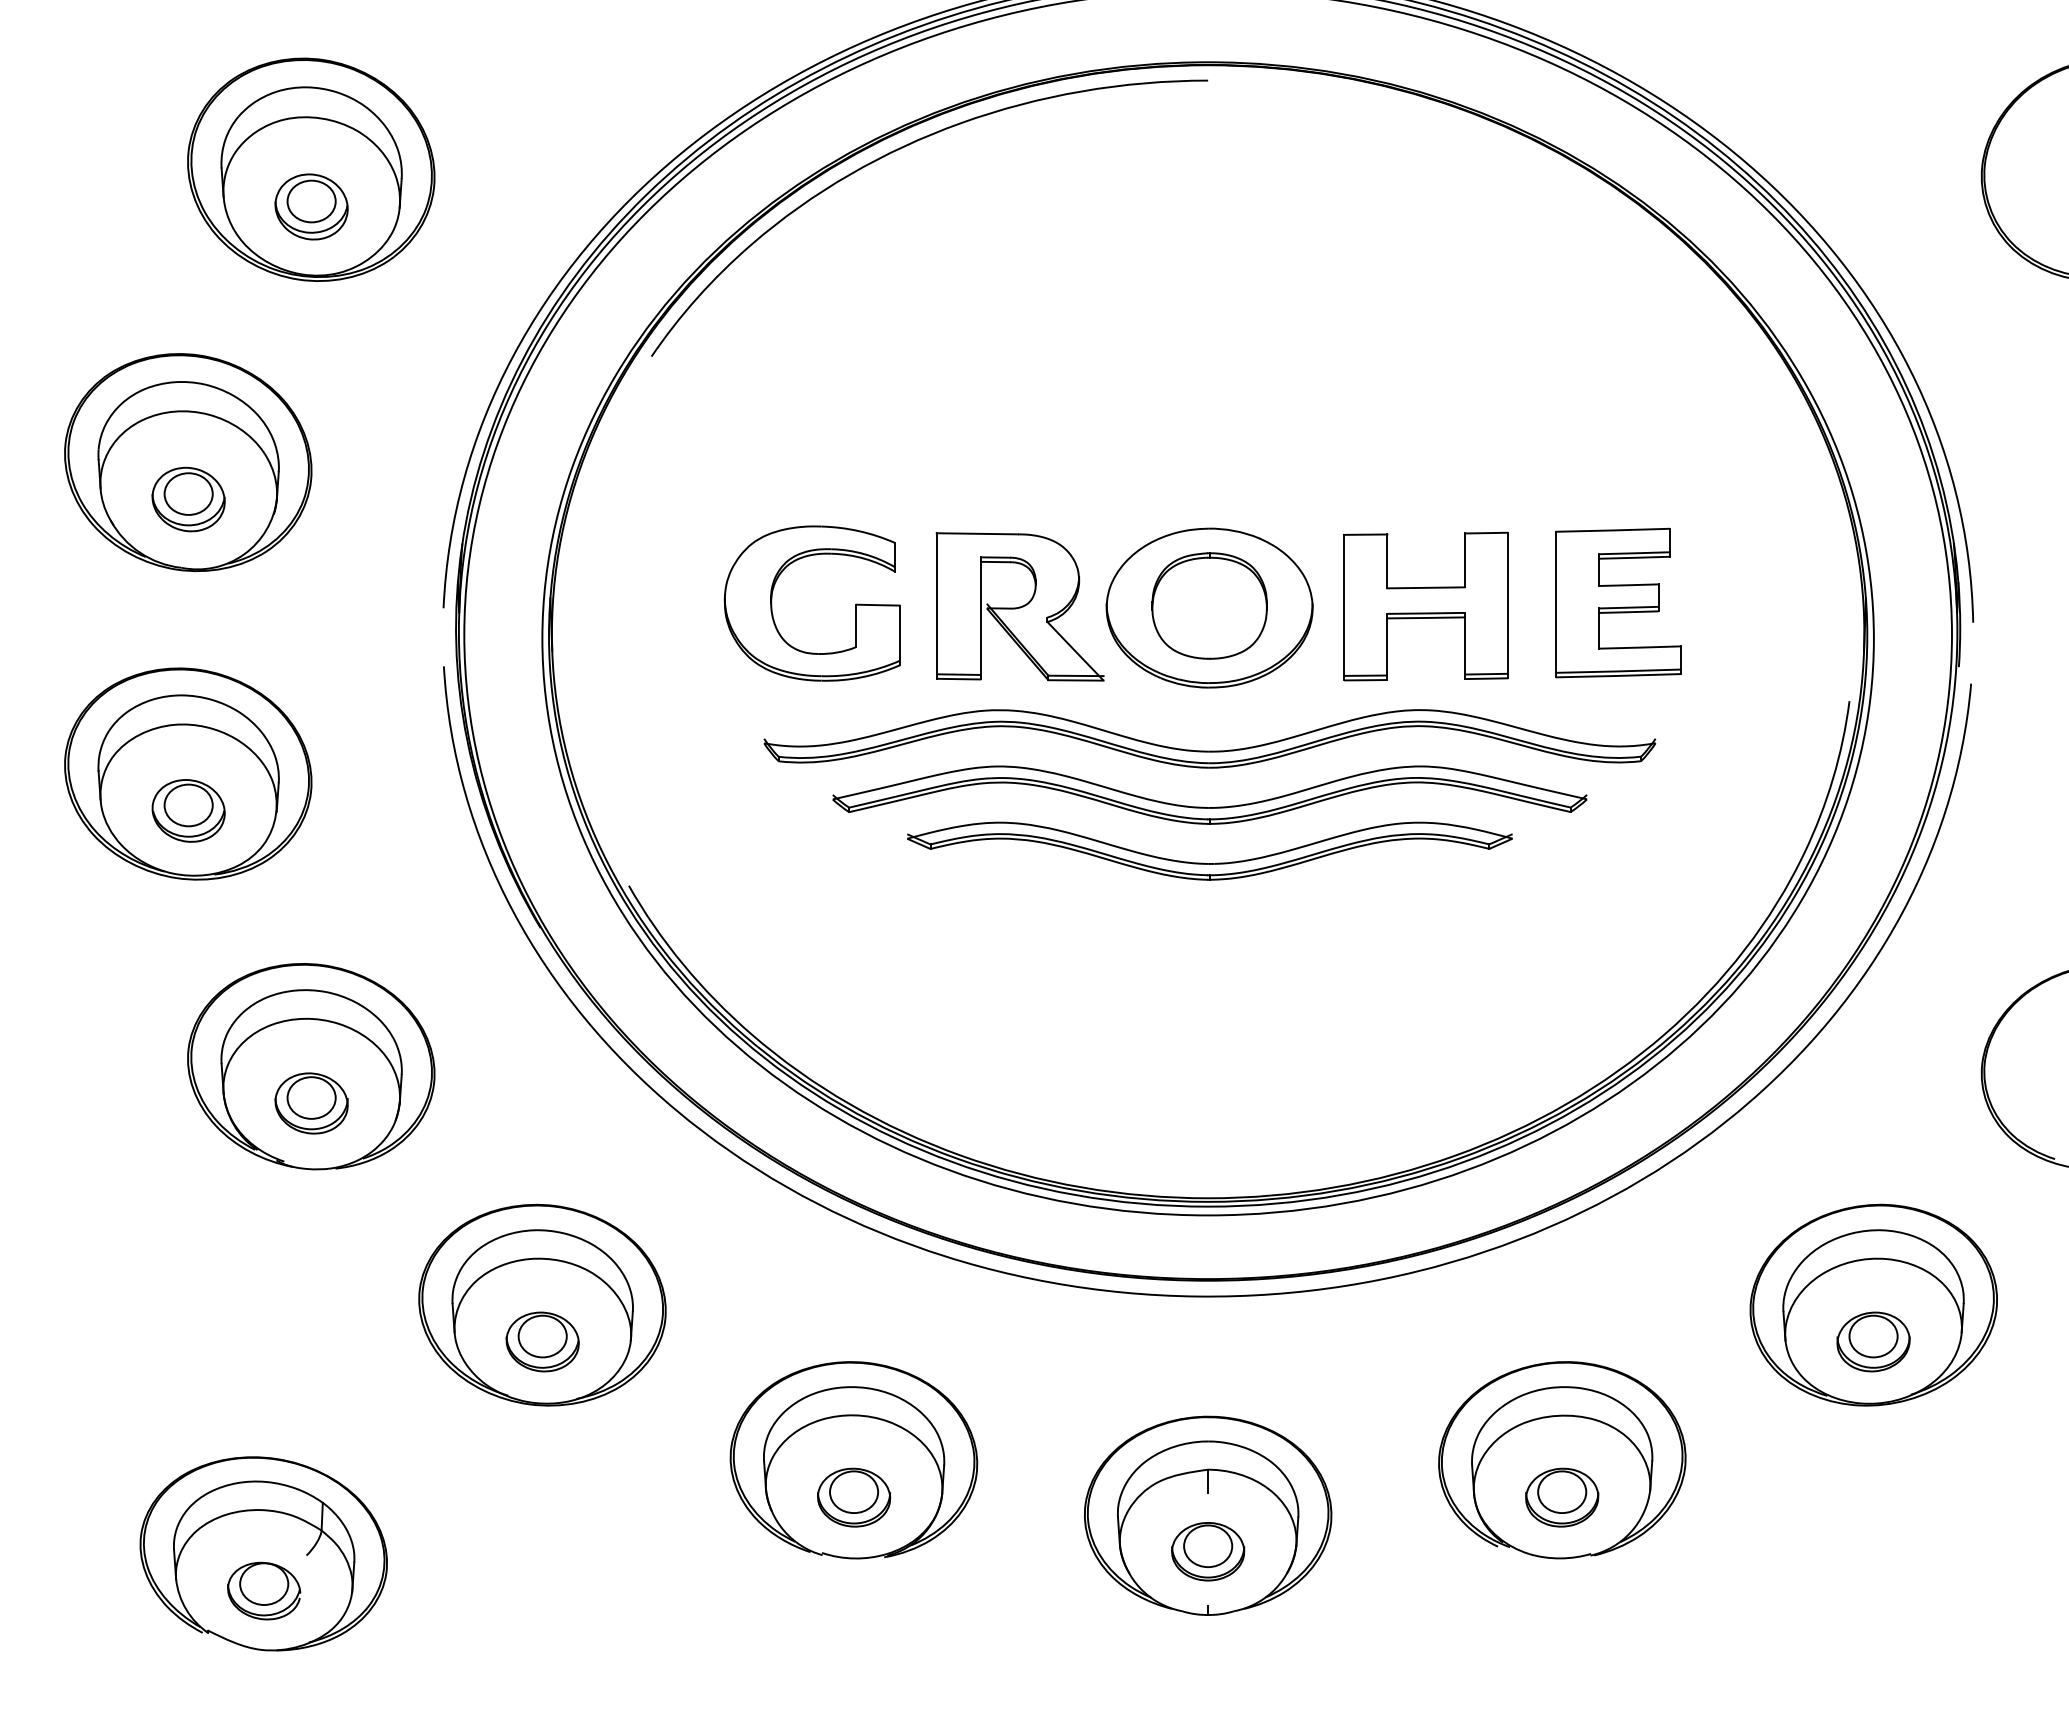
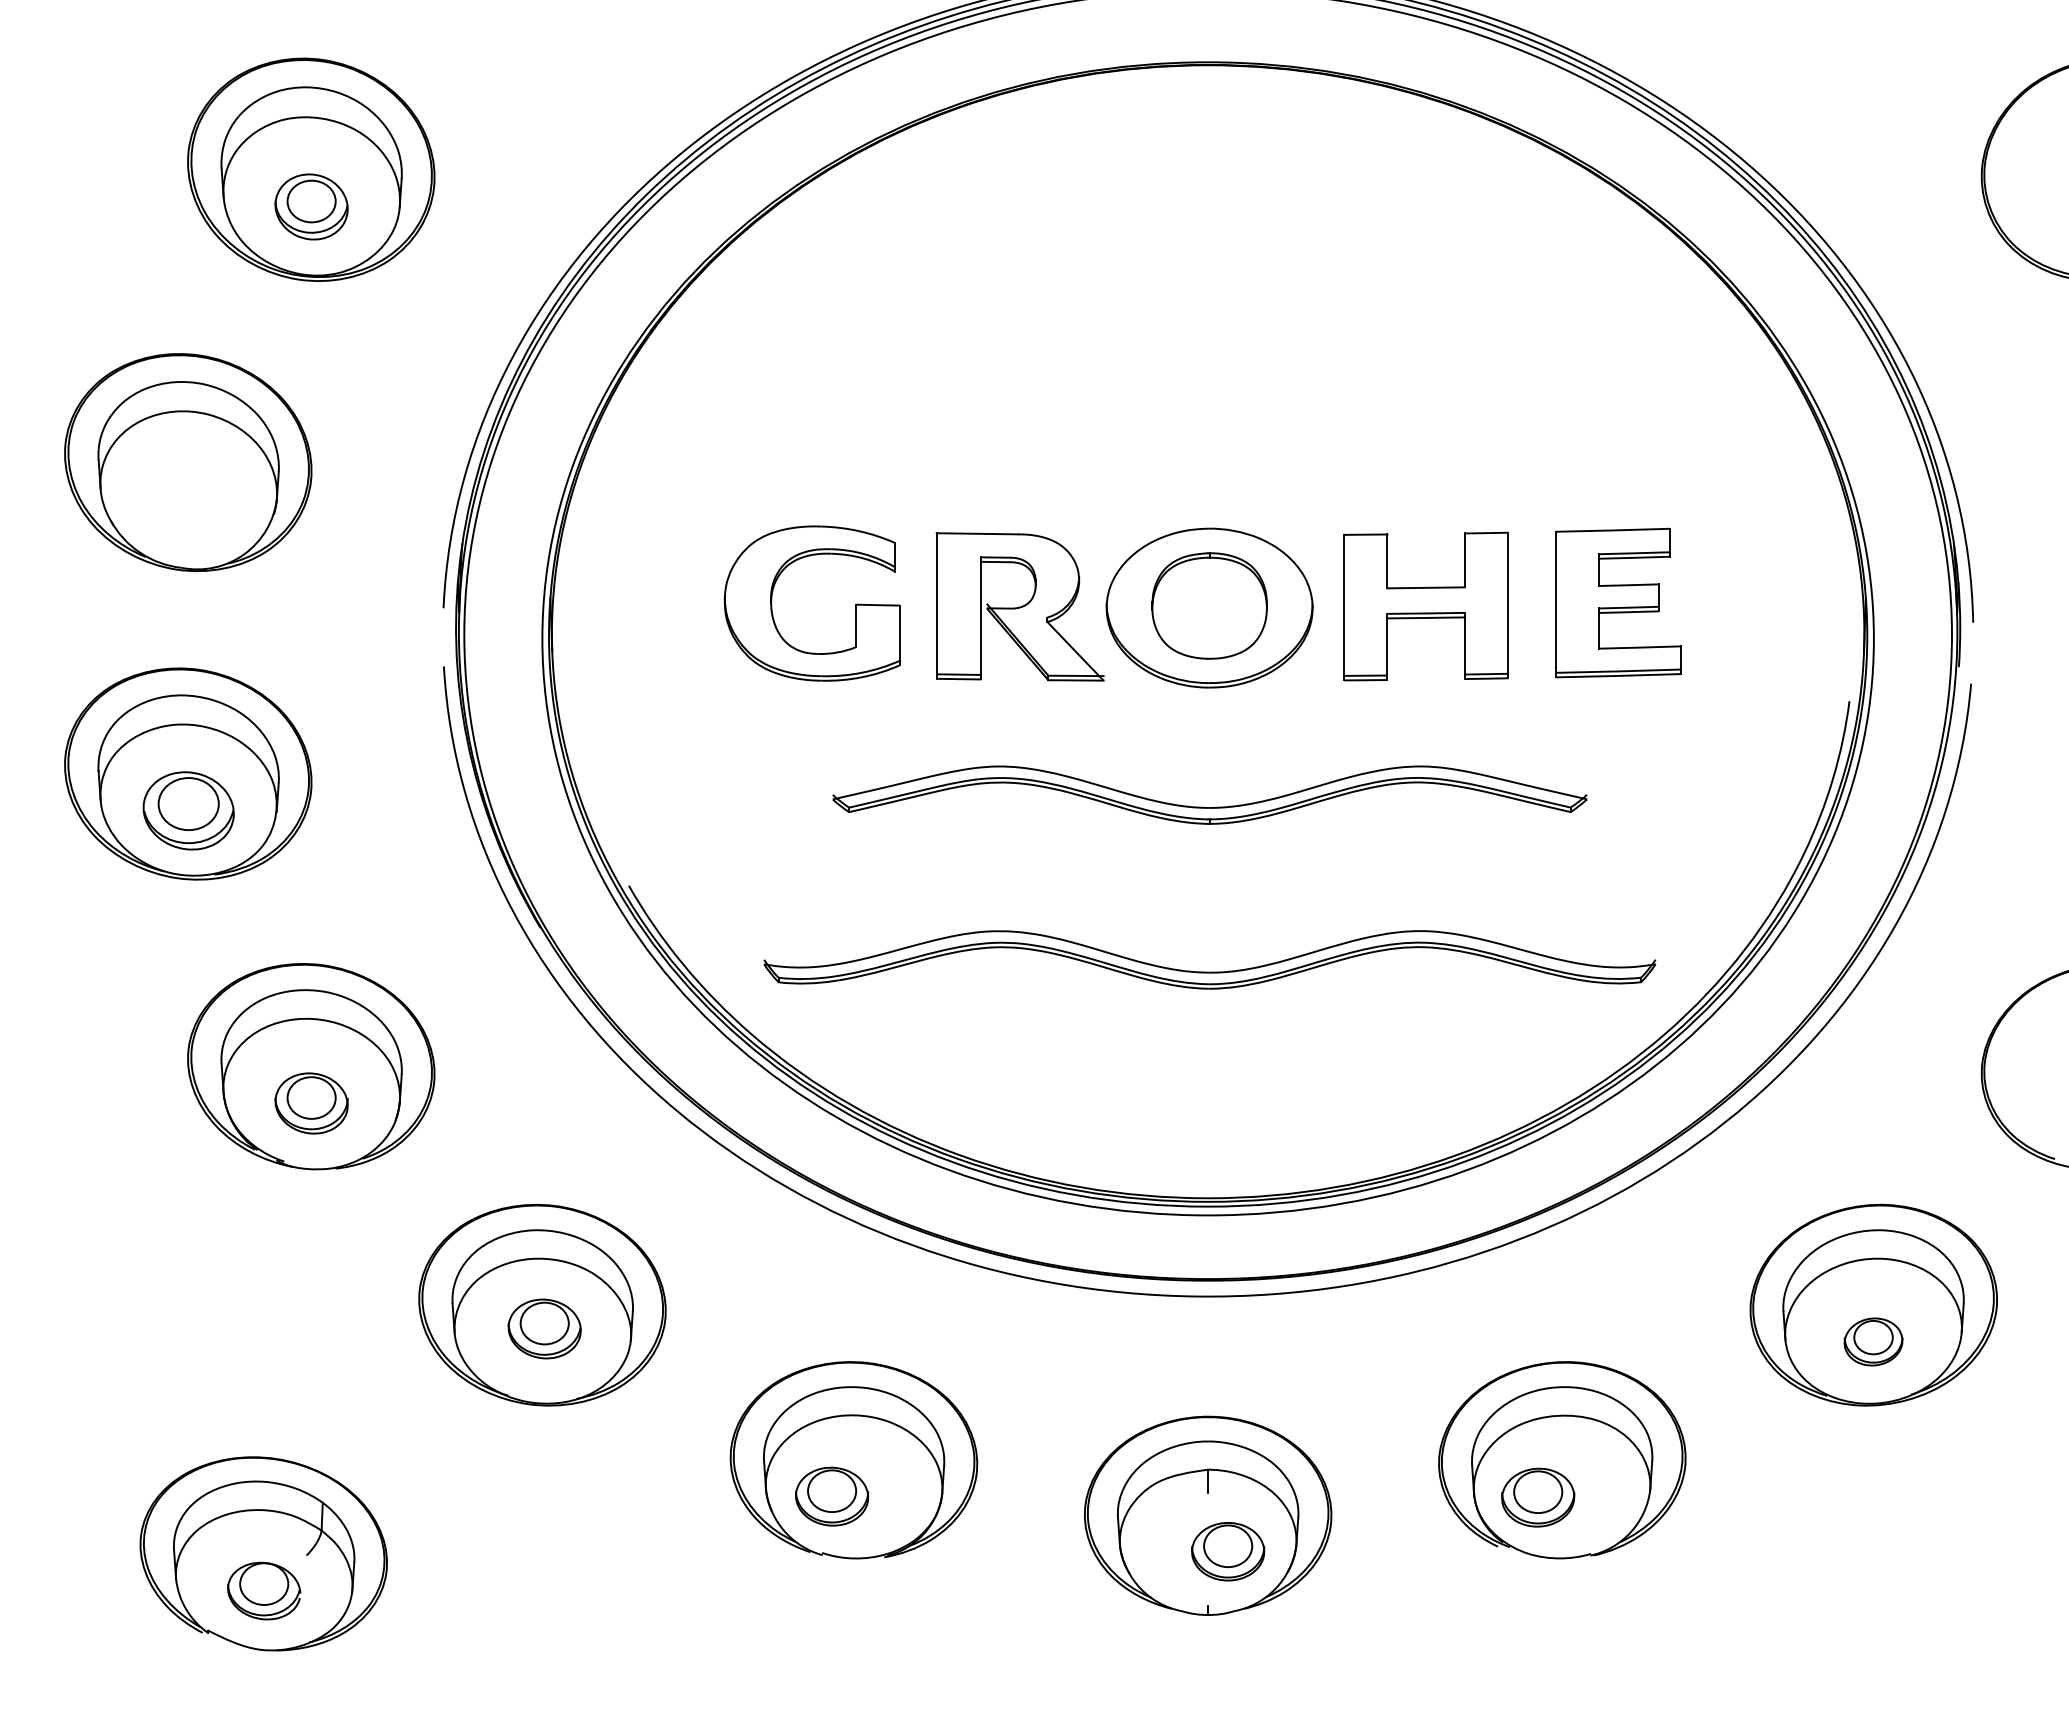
curve: present -> none (896, 151)
part: present -> none (188, 499)
part position: (1209, 750) -> (1209, 971) (1209, 971)
part size: 75x64 px -> 93x80 px (188, 810)
part: present -> none (1209, 863)
part position: (542, 1341) -> (544, 1328) (544, 1328)
part size: 75x62 px -> 61x50 px (1873, 1341)
part position: (854, 1497) -> (832, 1496) (832, 1496)
part position: (1562, 1497) -> (1538, 1497) (1538, 1497)
part position: (1208, 1551) -> (1228, 1551) (1228, 1551)
